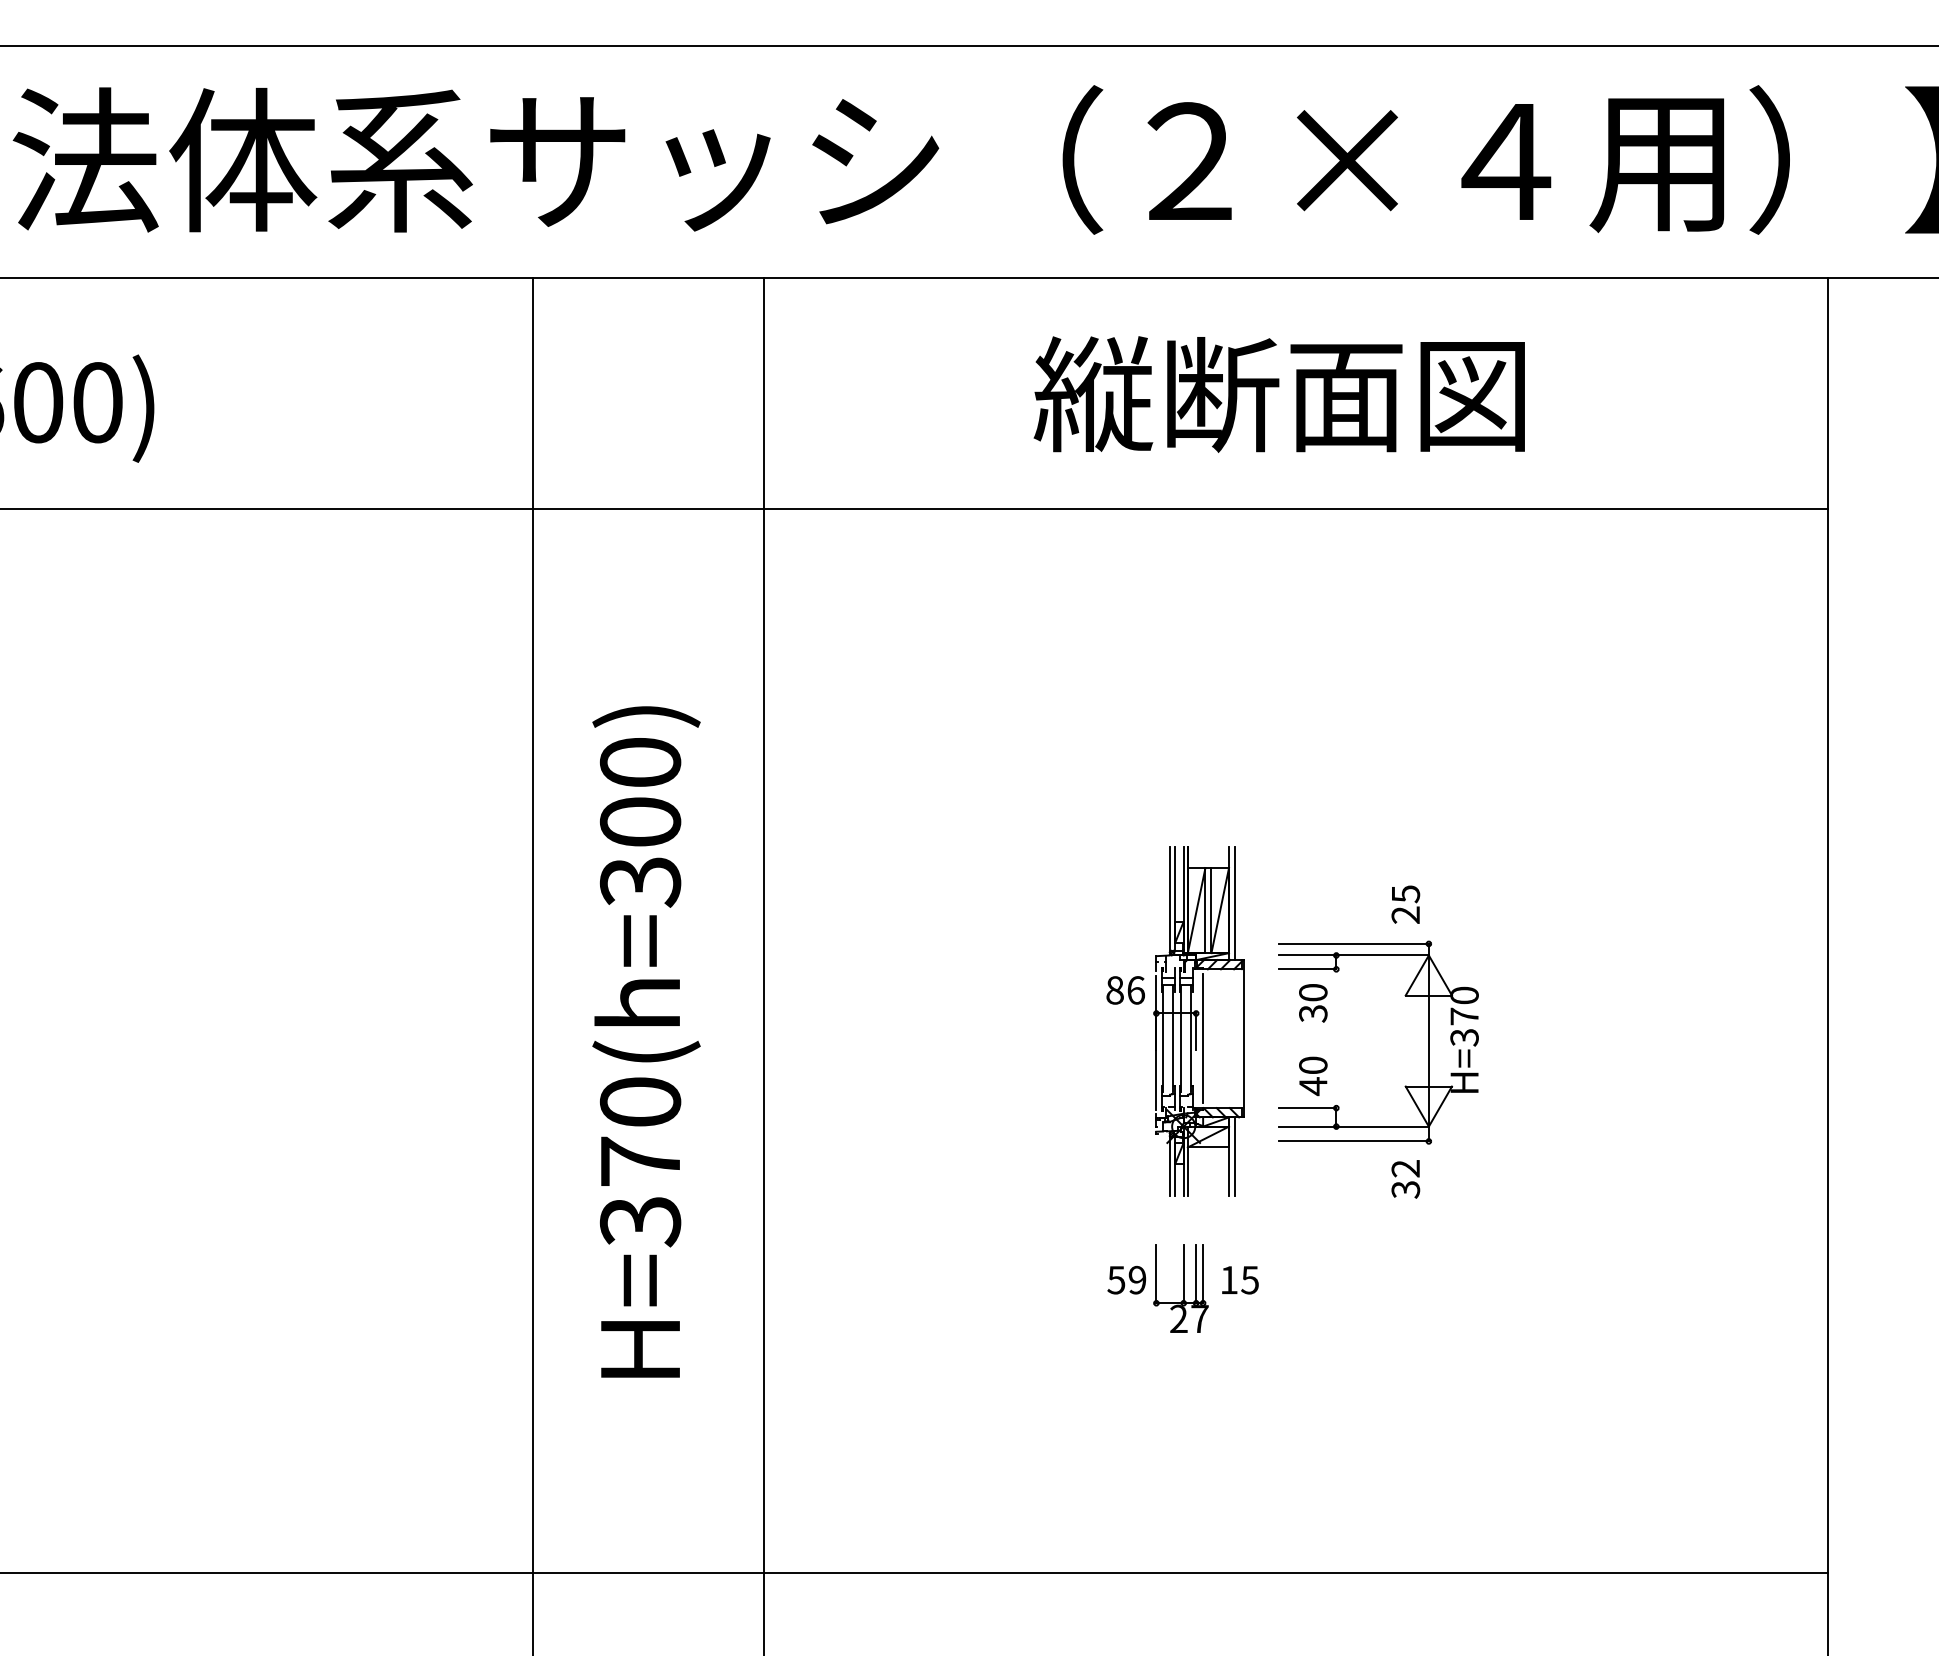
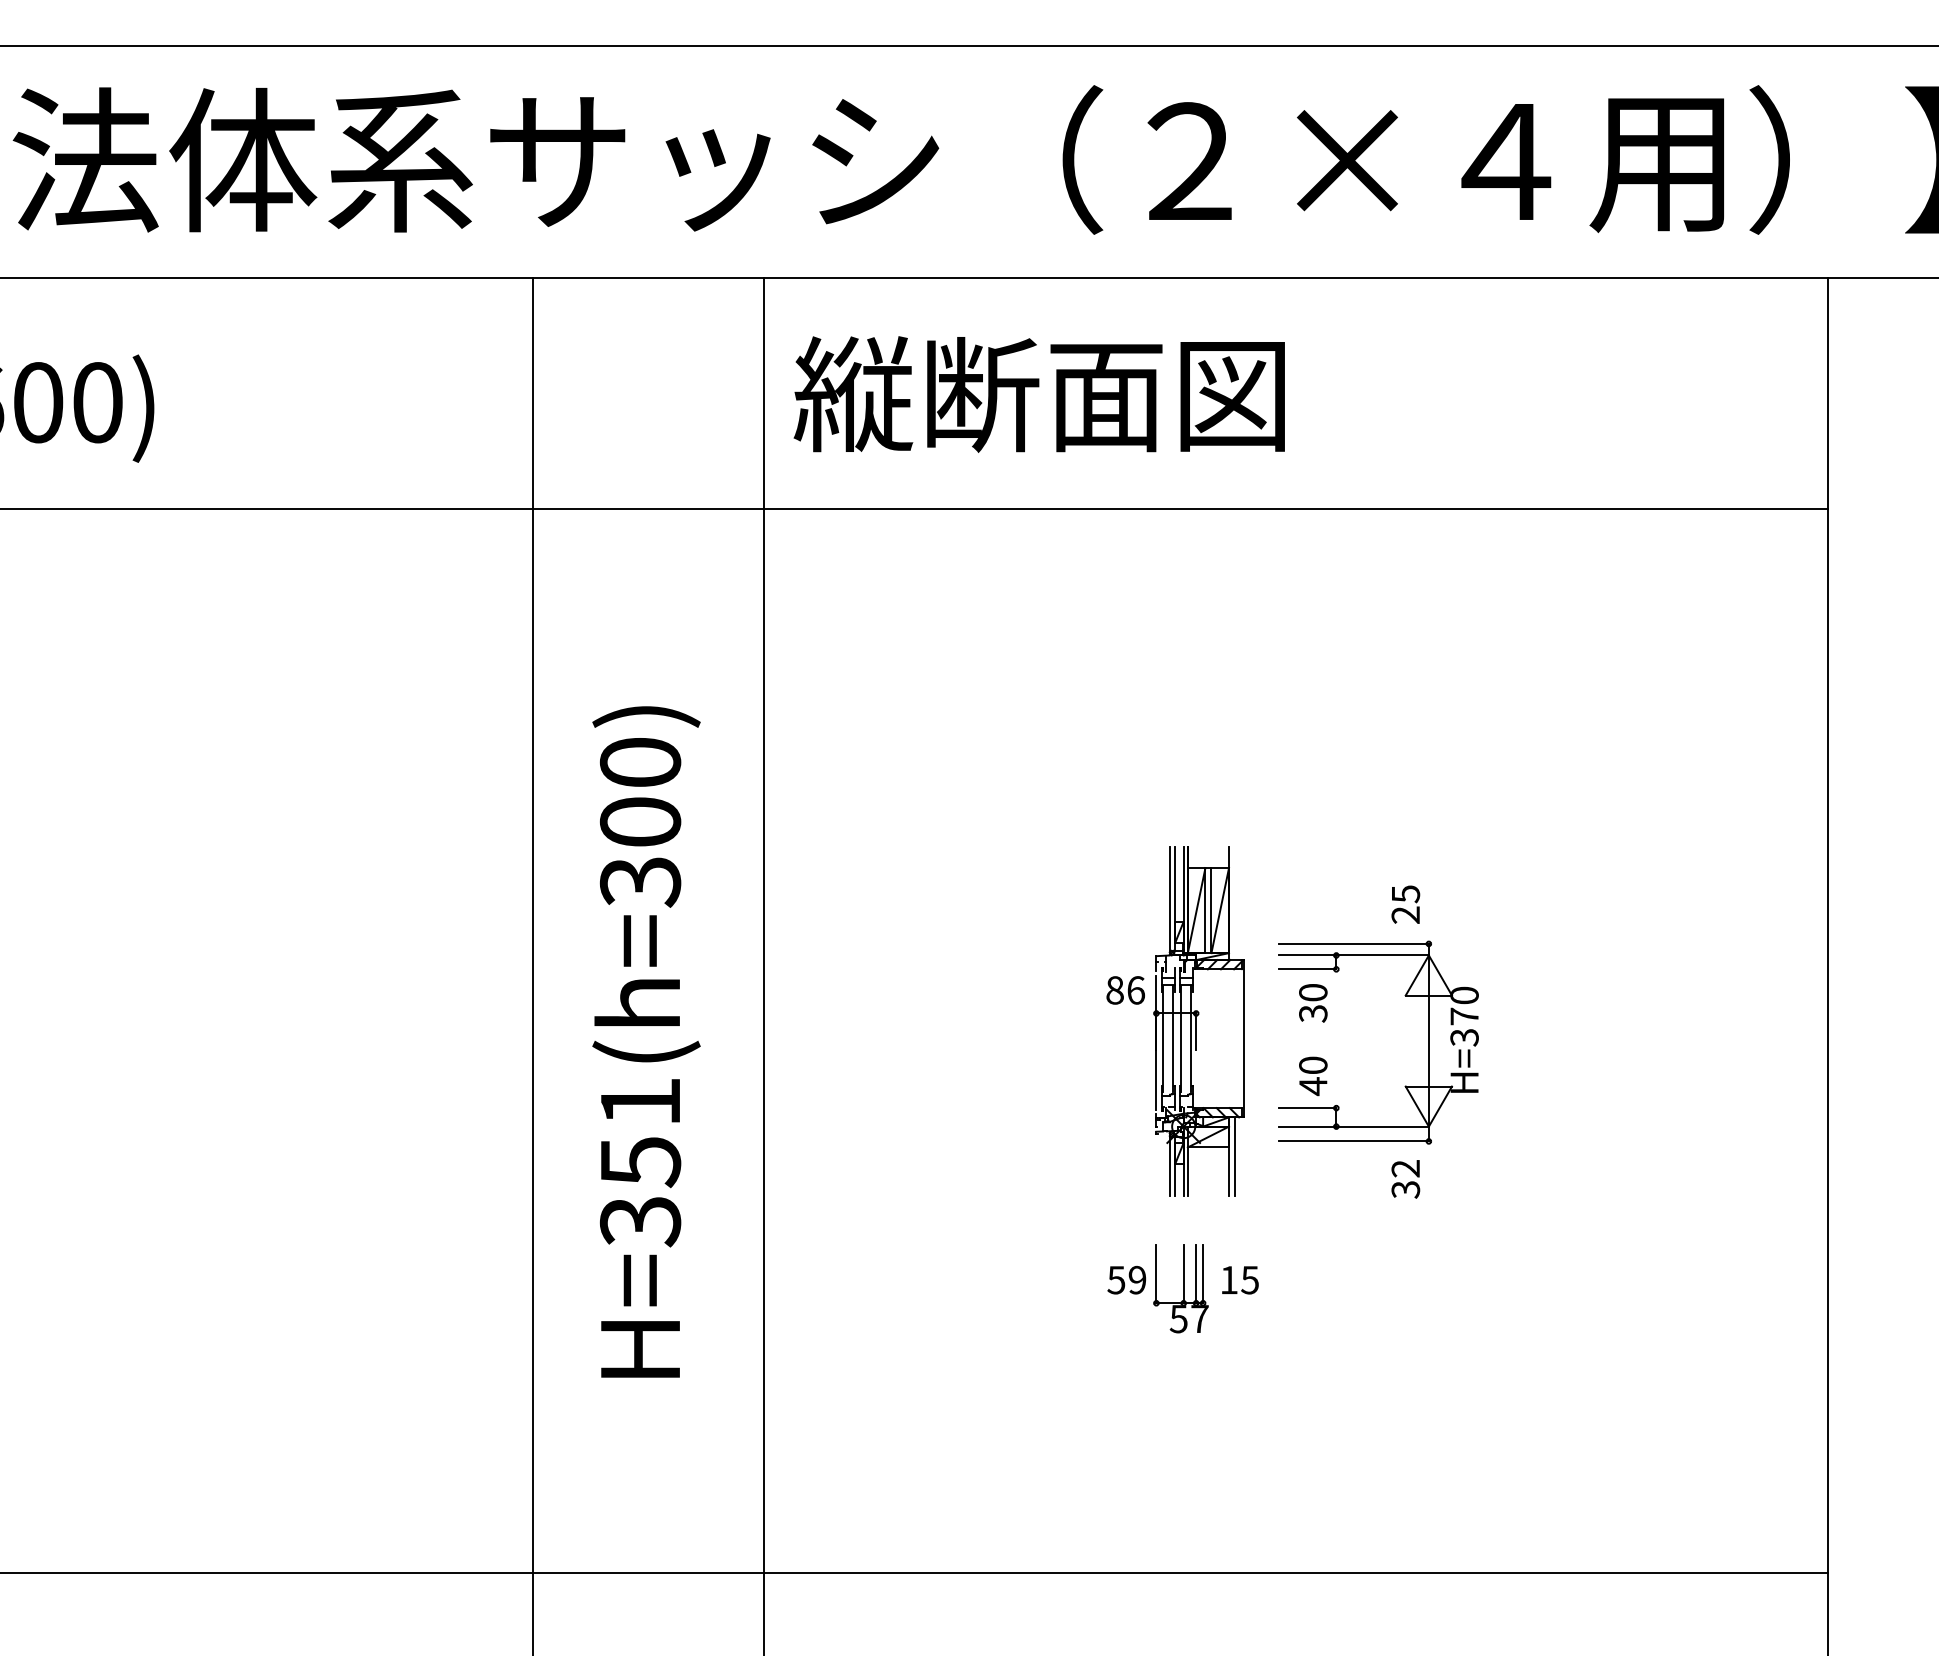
text position: (1278, 394) -> (1038, 394) (1038, 394)
line: present -> none (1234, 903)
line: present -> none (1203, 1038)
text: H=370(h=300) -> H=351(h=300) (640, 1132)
text: 27 -> 57 (1178, 1318)
